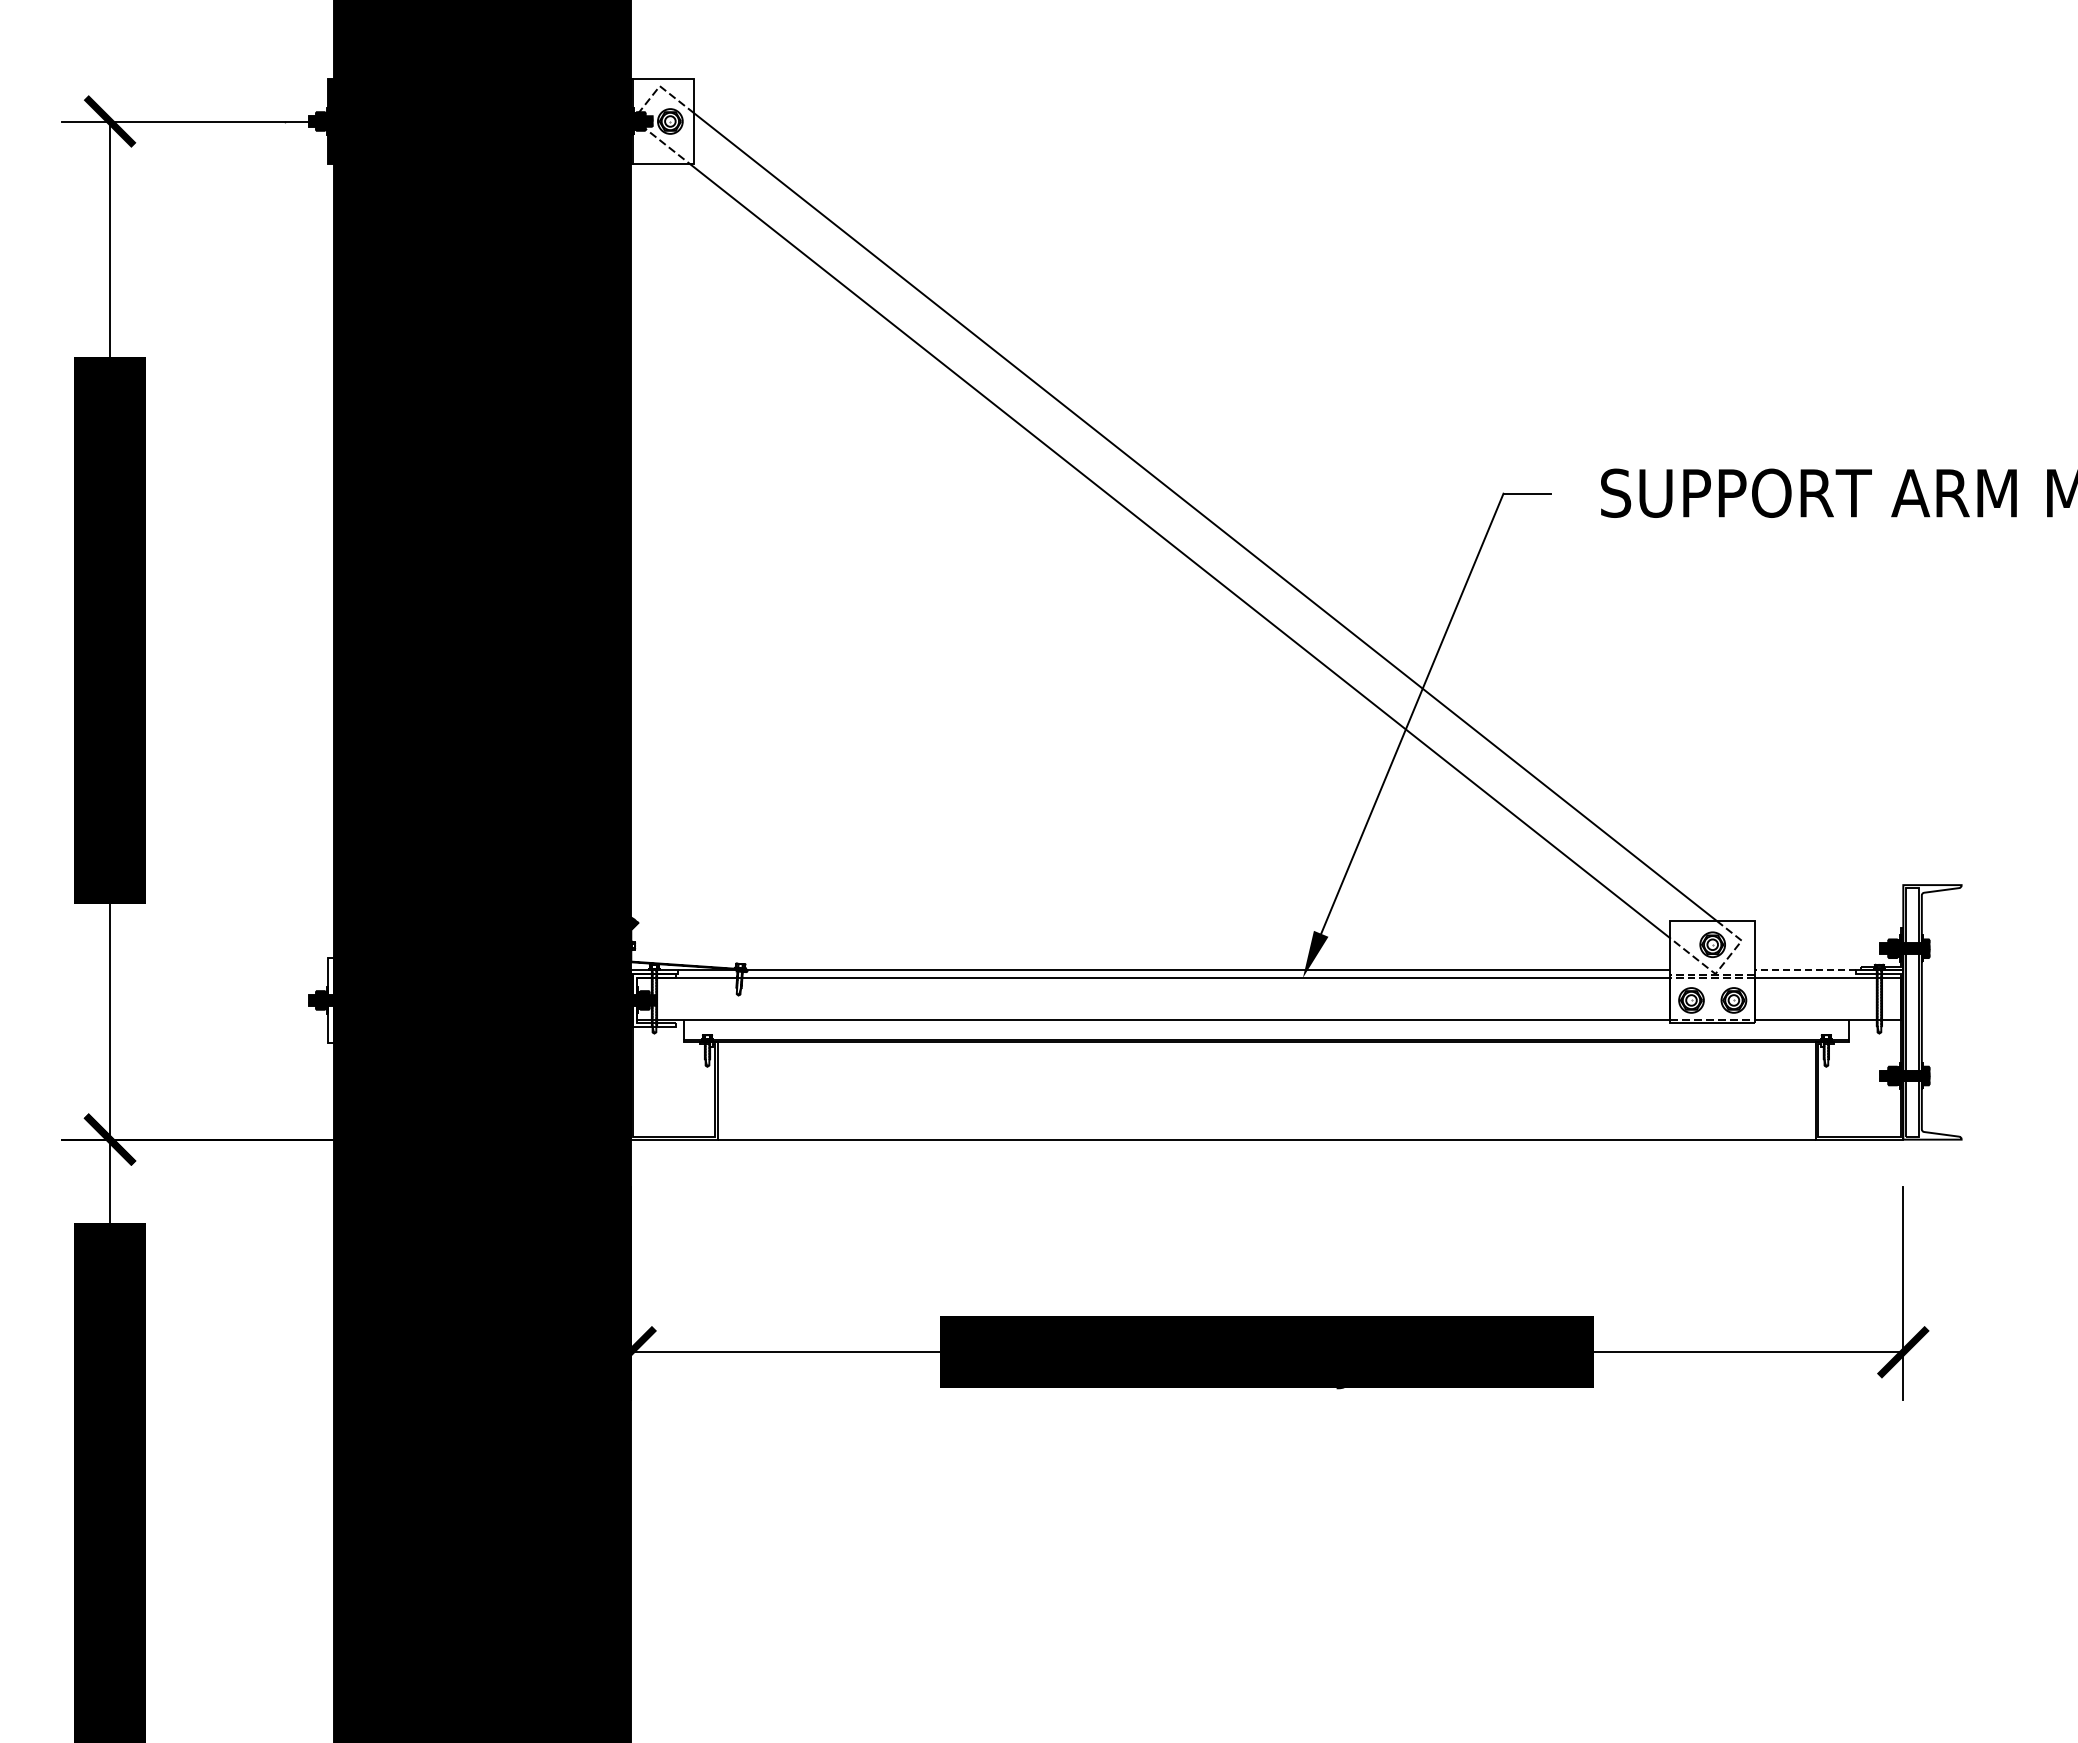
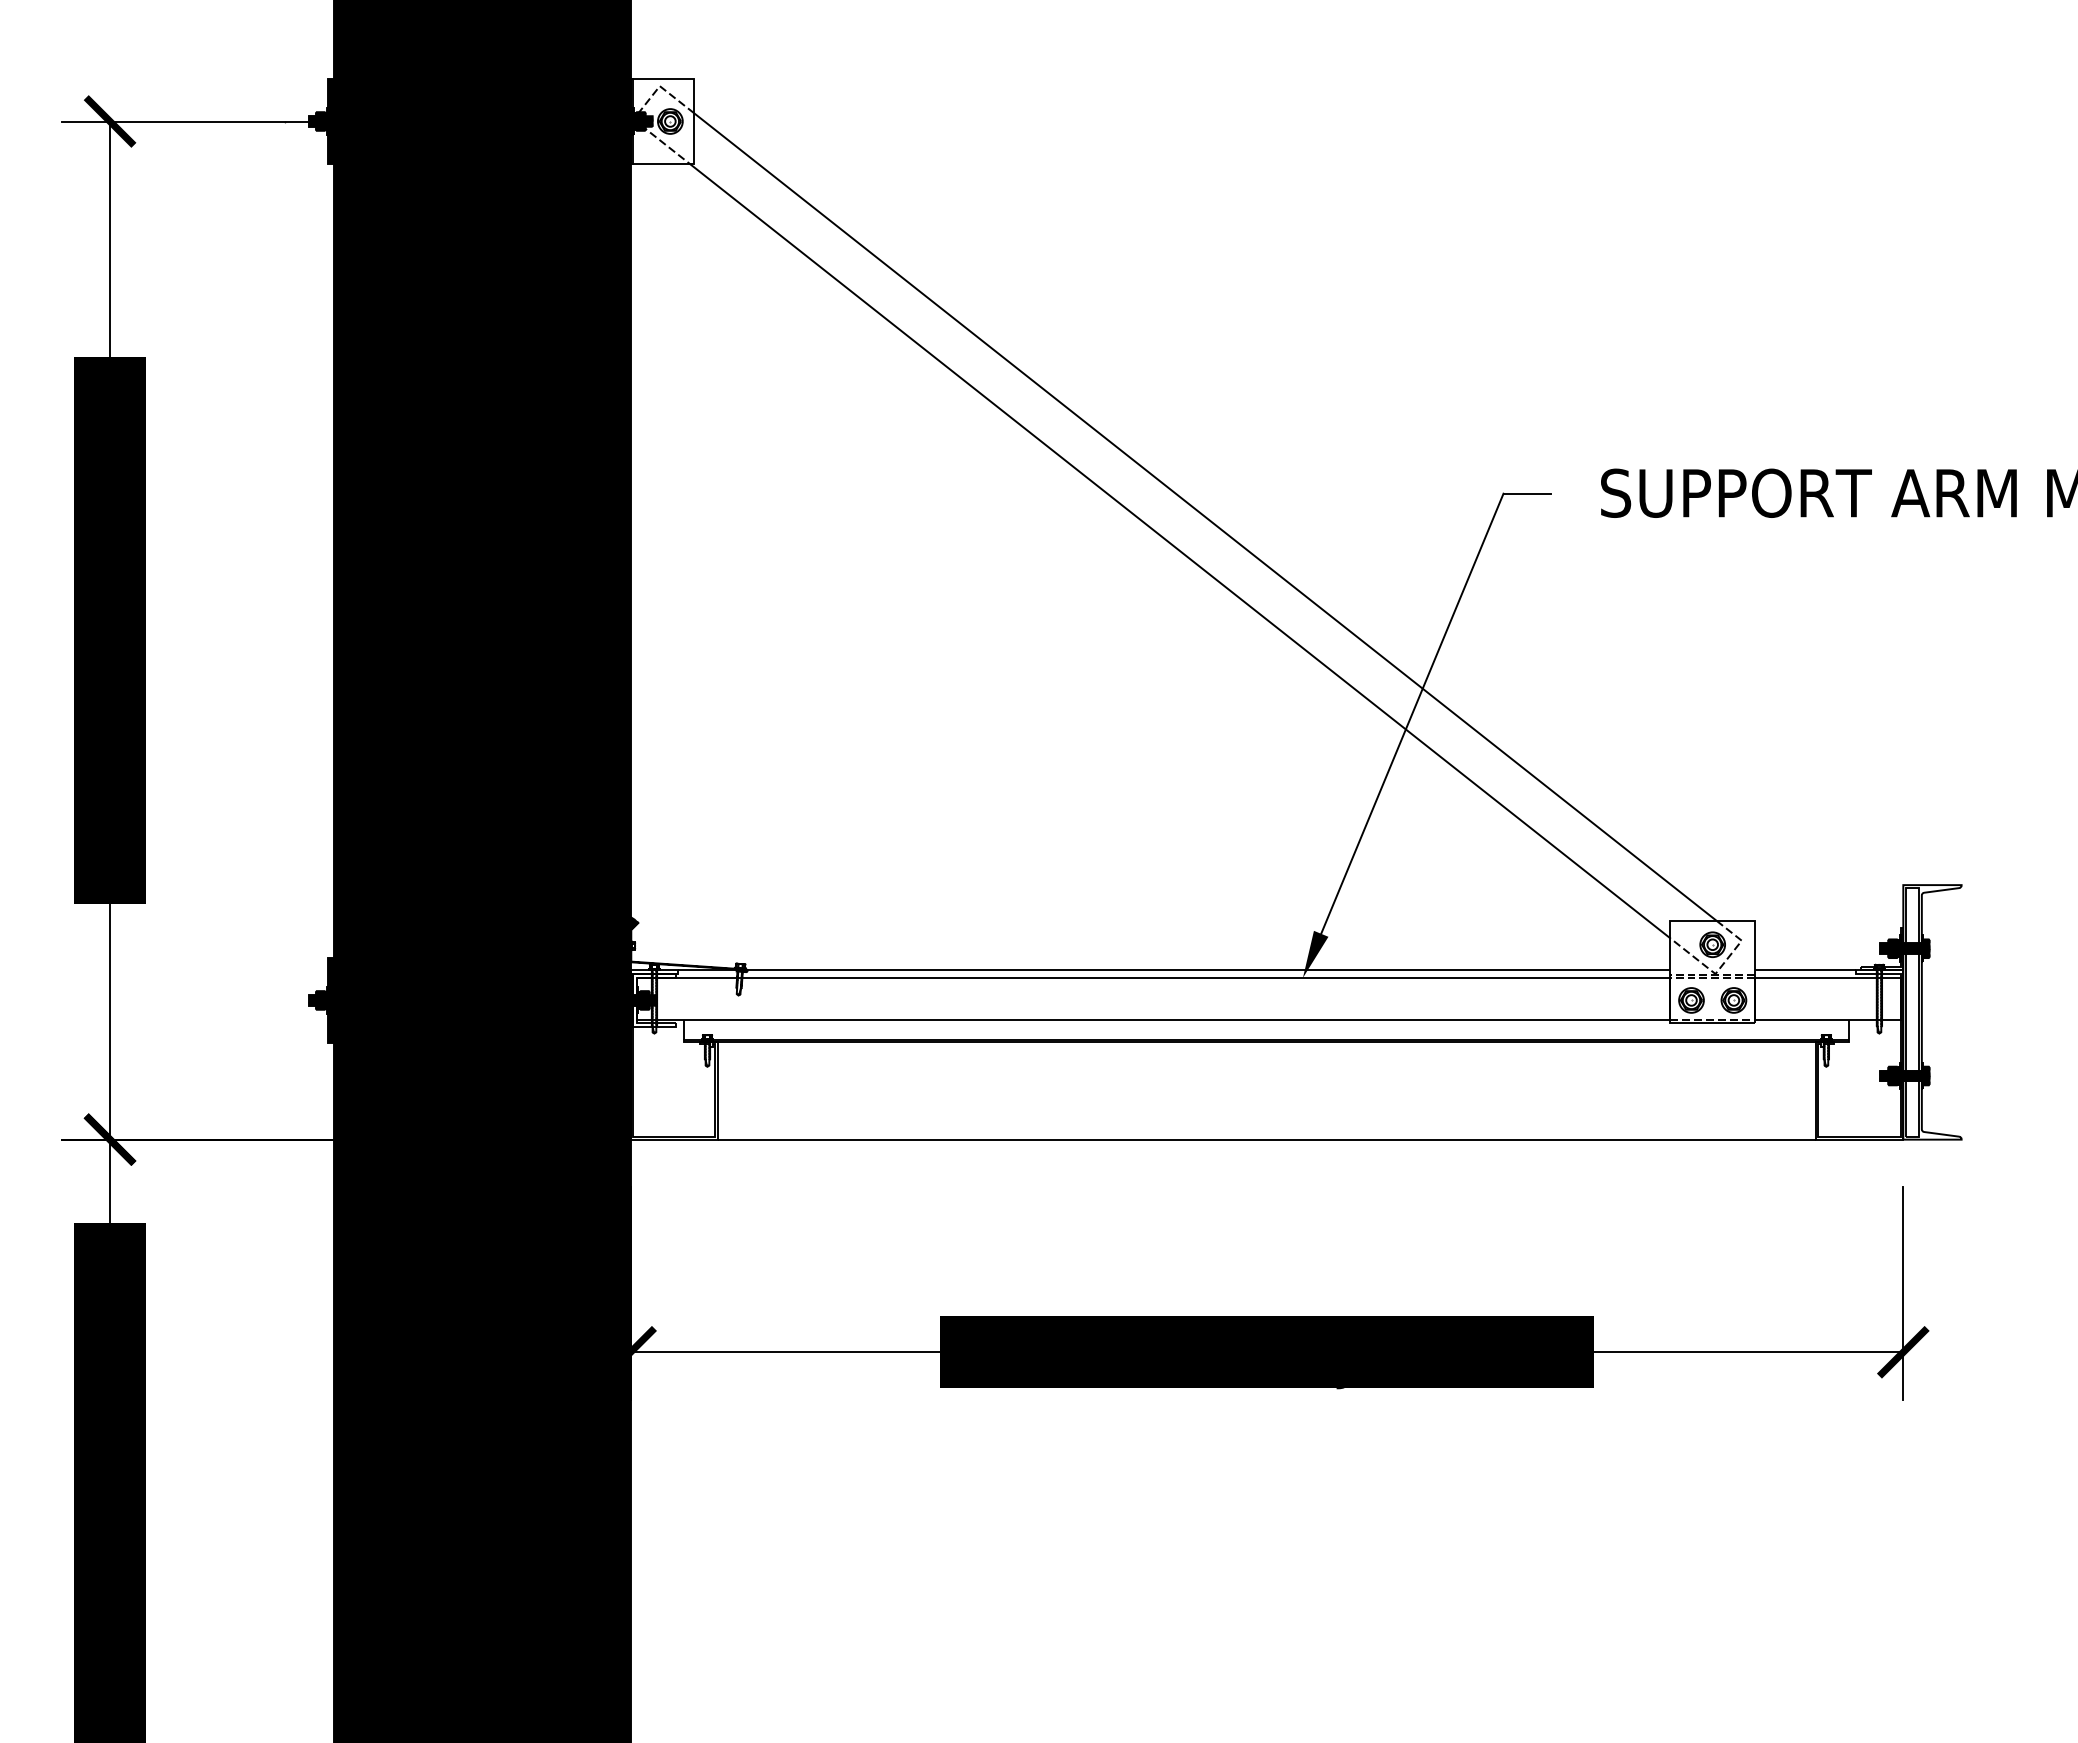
line: dashed -> solid (1804, 969)
fill: none -> present (330, 1000)
